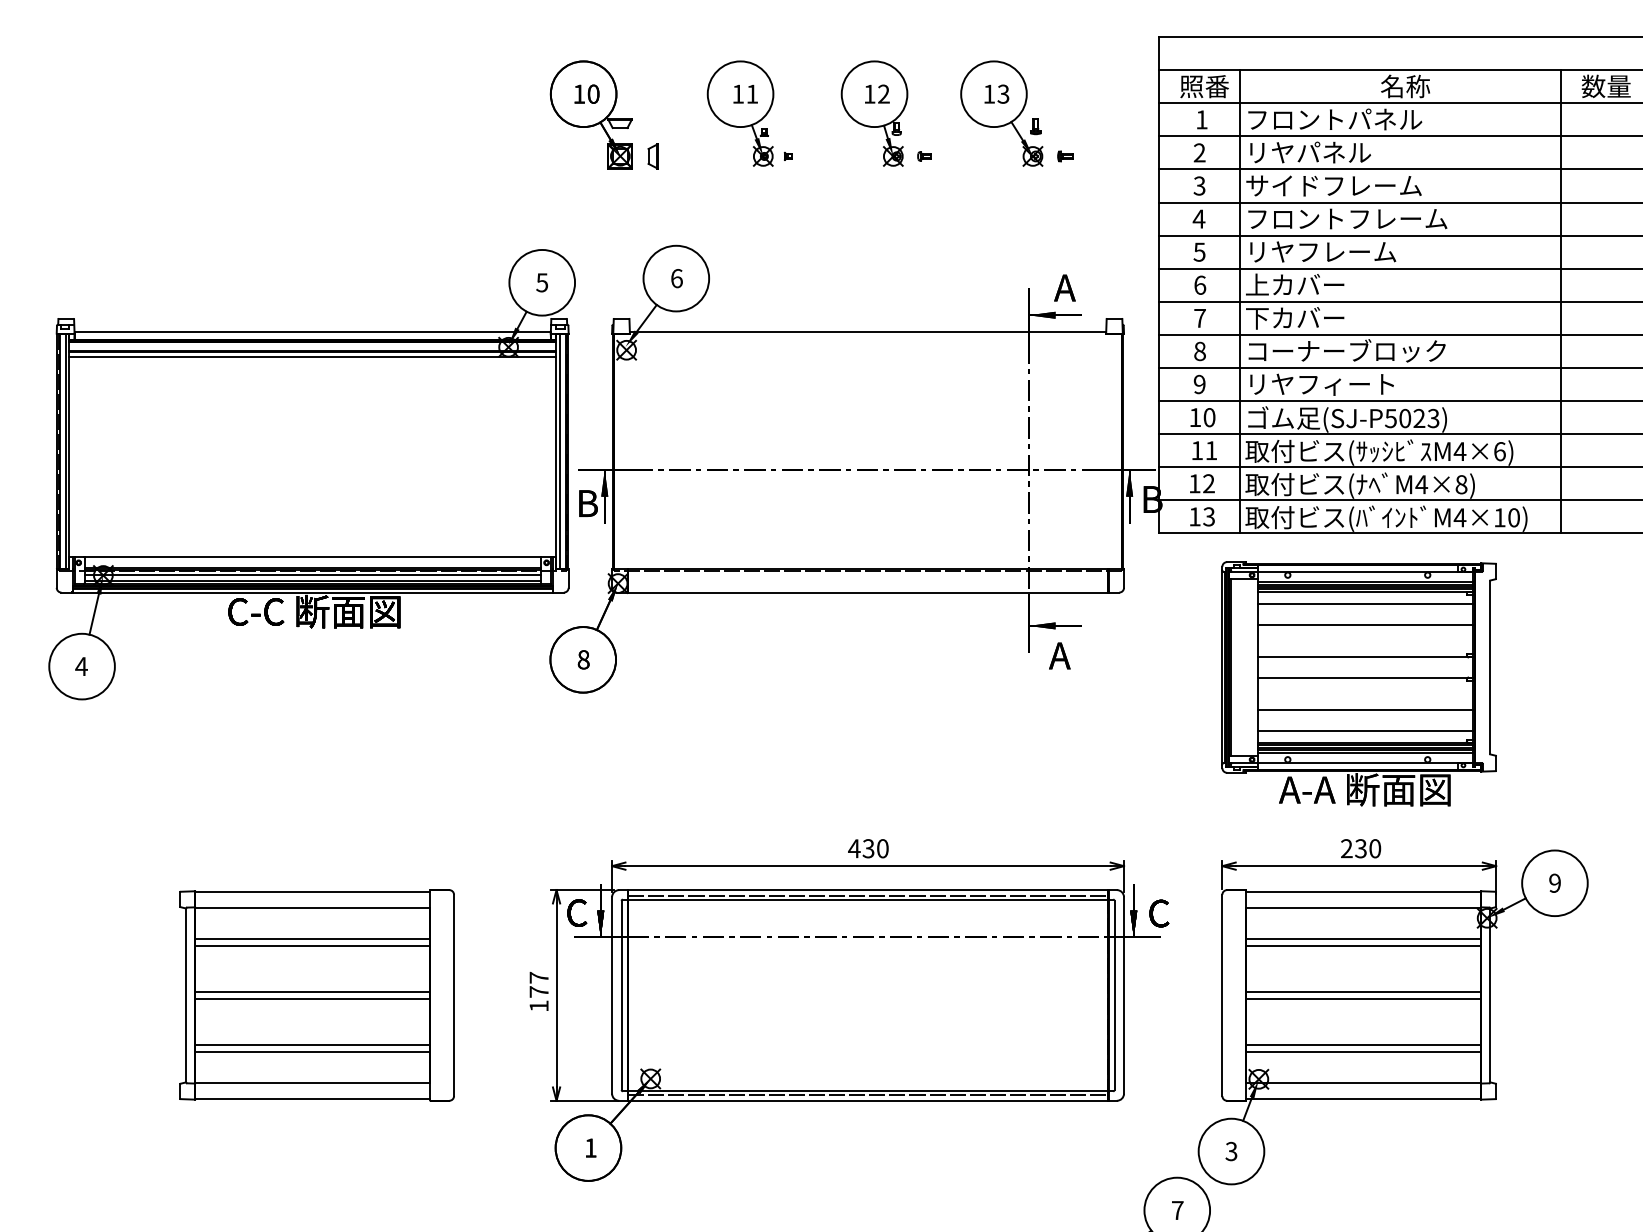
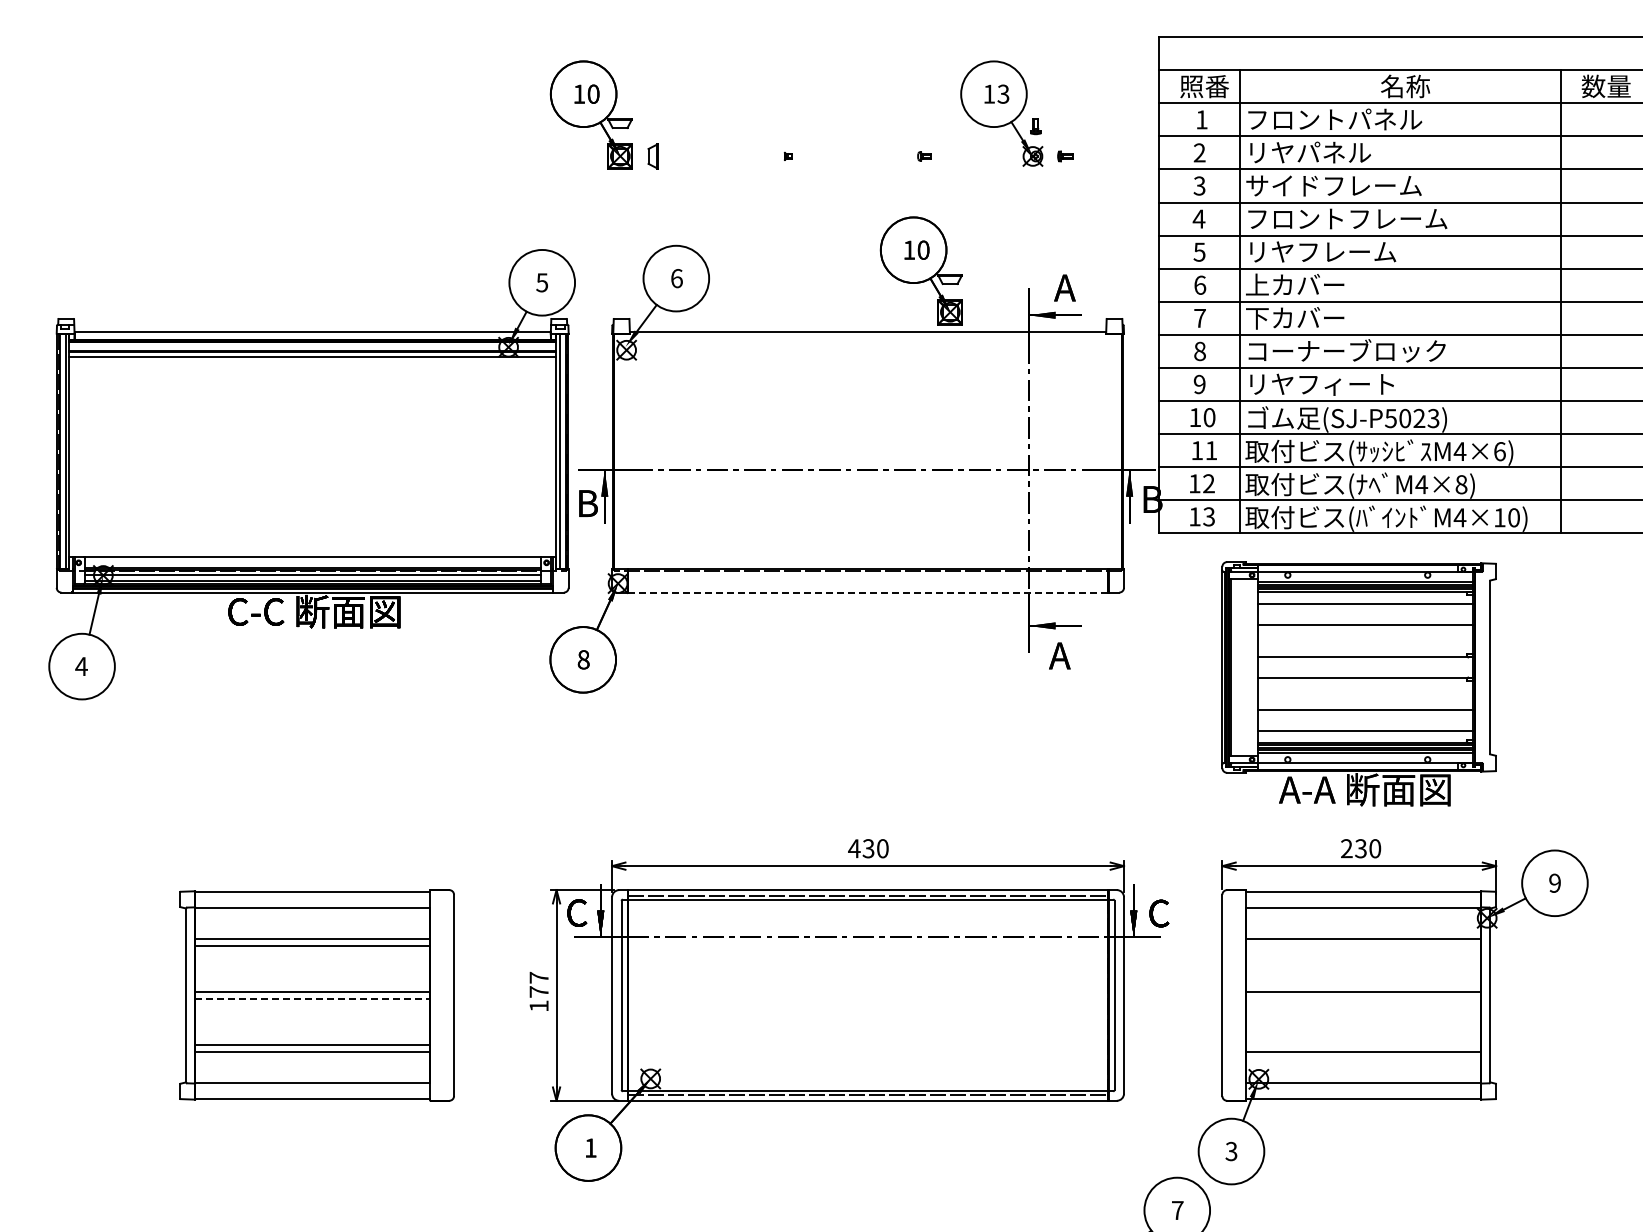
part: present -> none (740, 113)
part: present -> none (874, 113)
part: none -> present (920, 270)
line: solid -> dashed (868, 592)
line: present -> none (1363, 945)
line: solid -> dashed (312, 998)
line: present -> none (1363, 998)
line: present -> none (1363, 1045)
